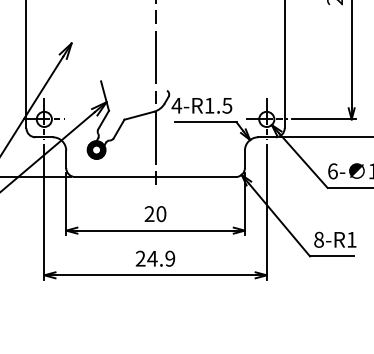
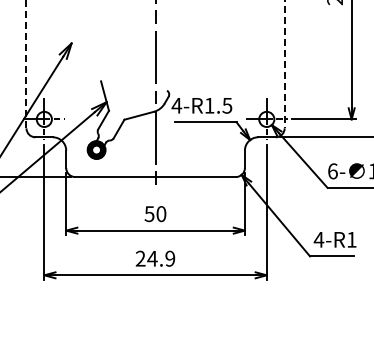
line: solid -> dashed (26, 64)
line: solid -> dashed (284, 64)
text: 20 -> 50 (149, 214)
text: 8-R1 -> 4-R1 (318, 239)
